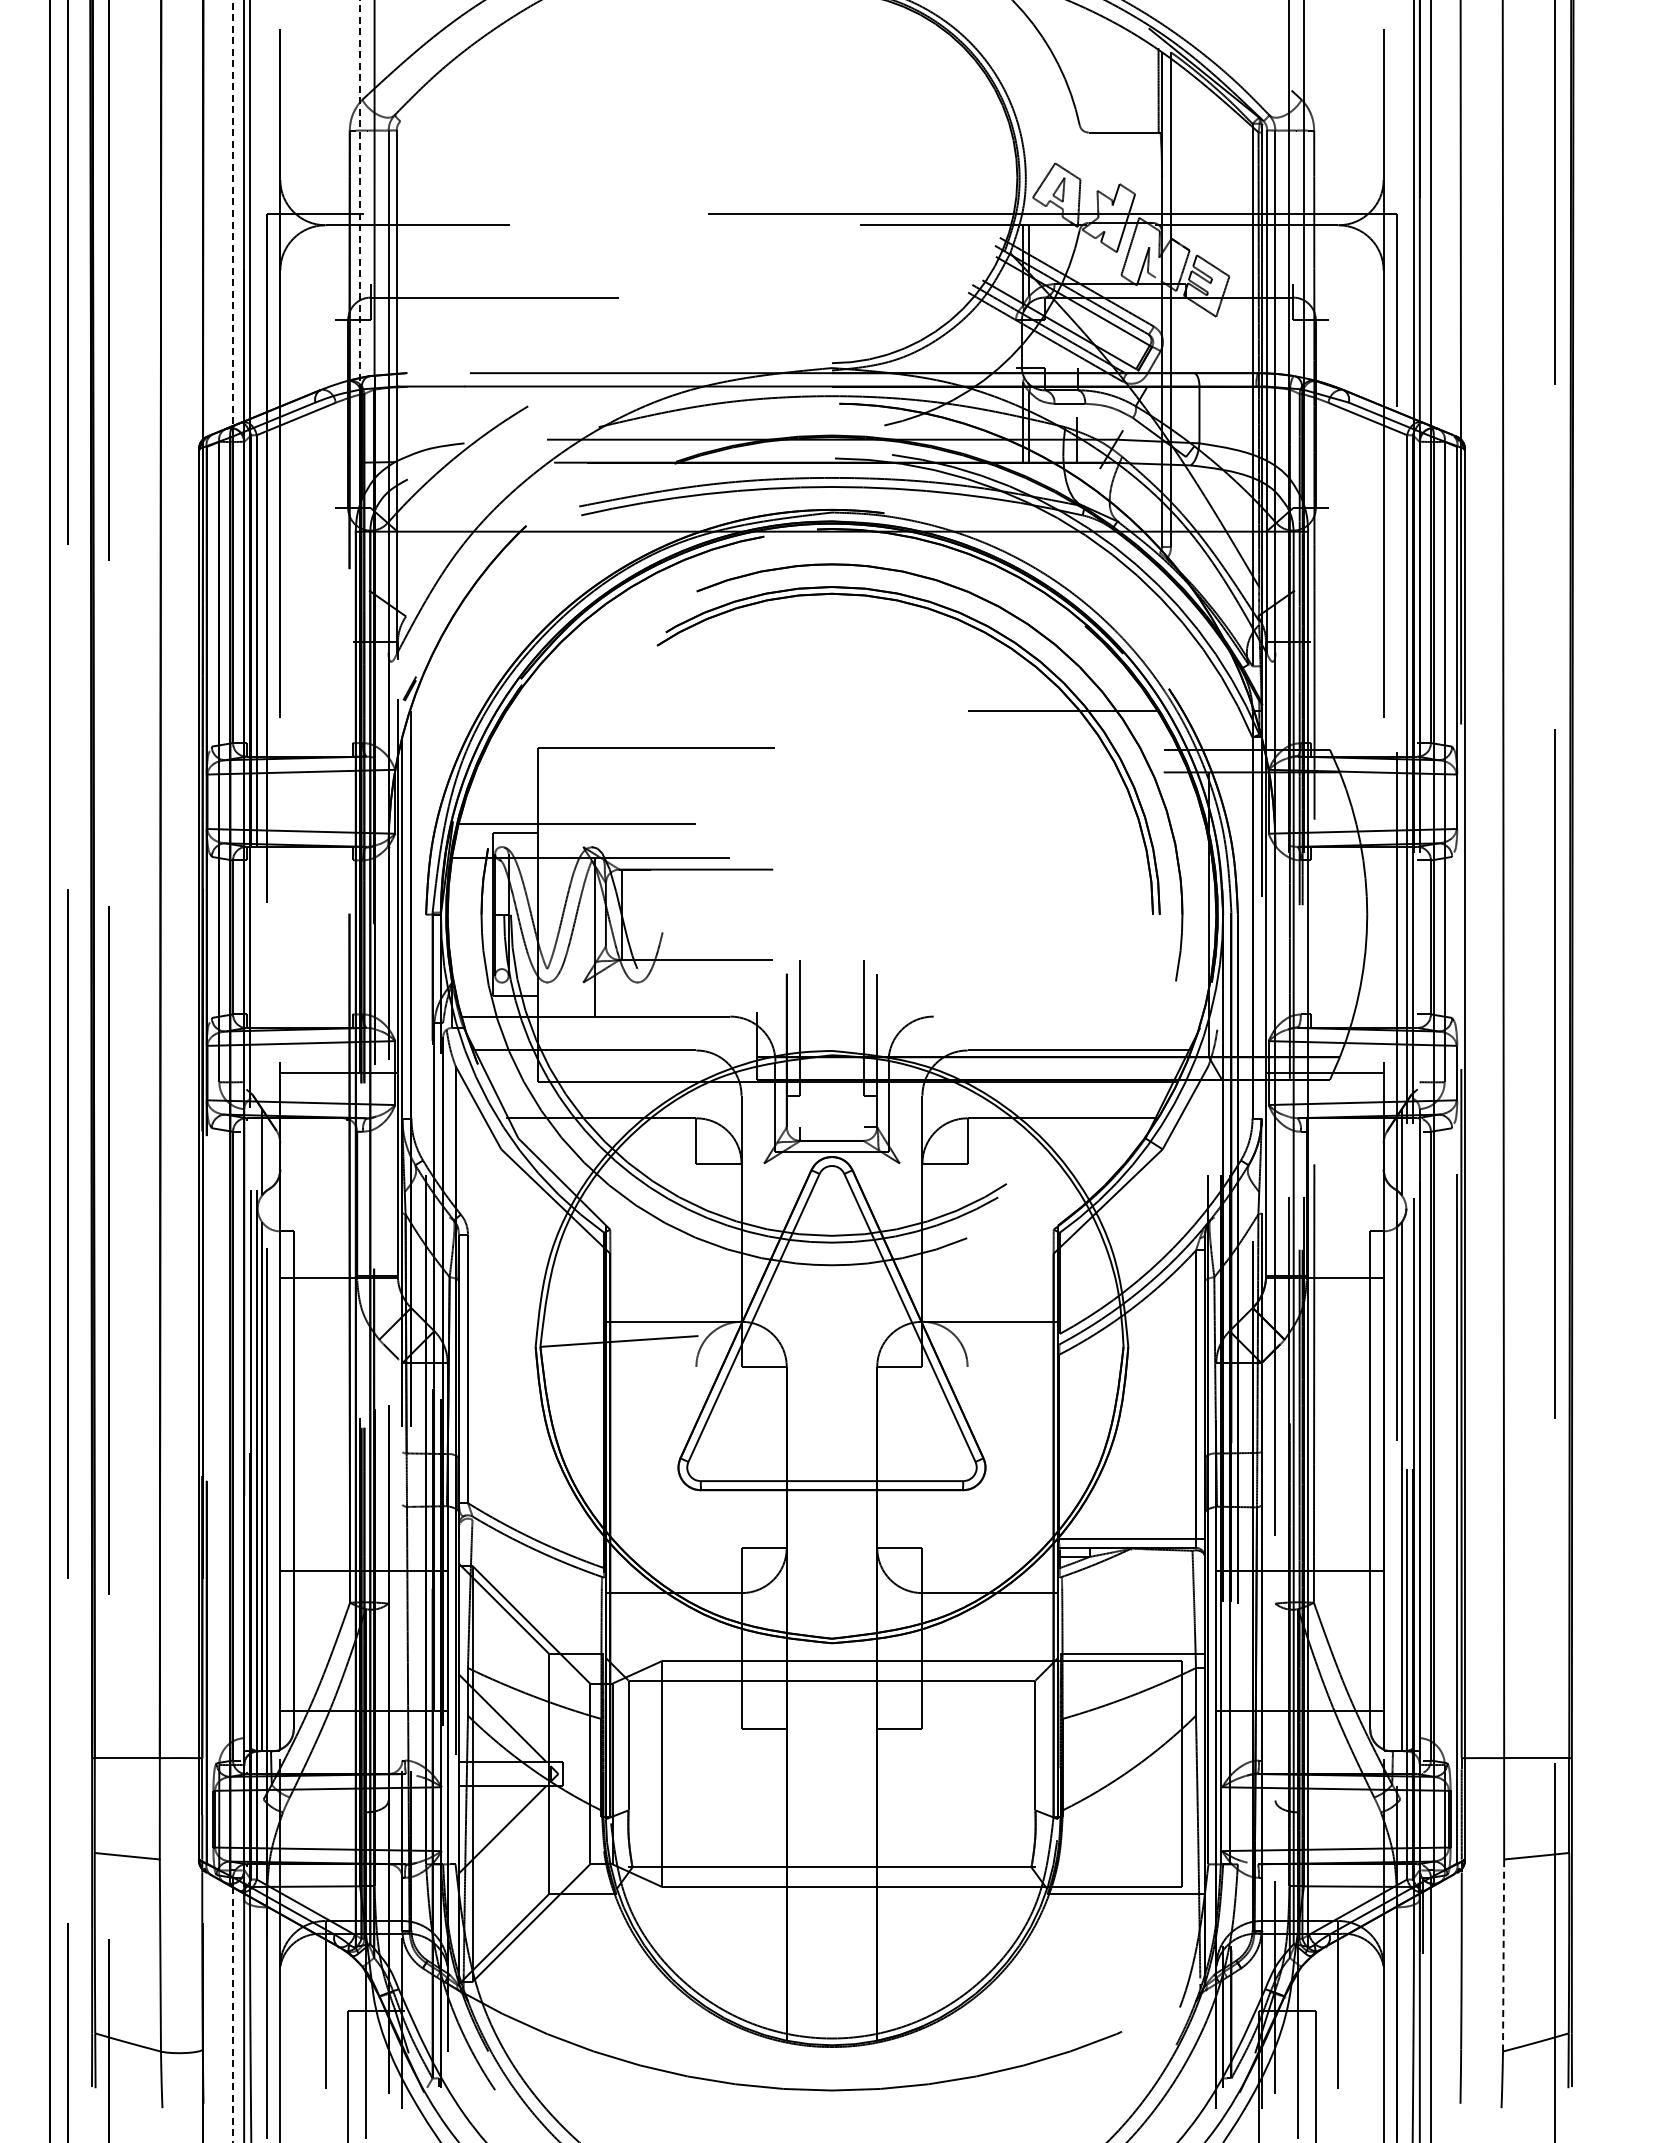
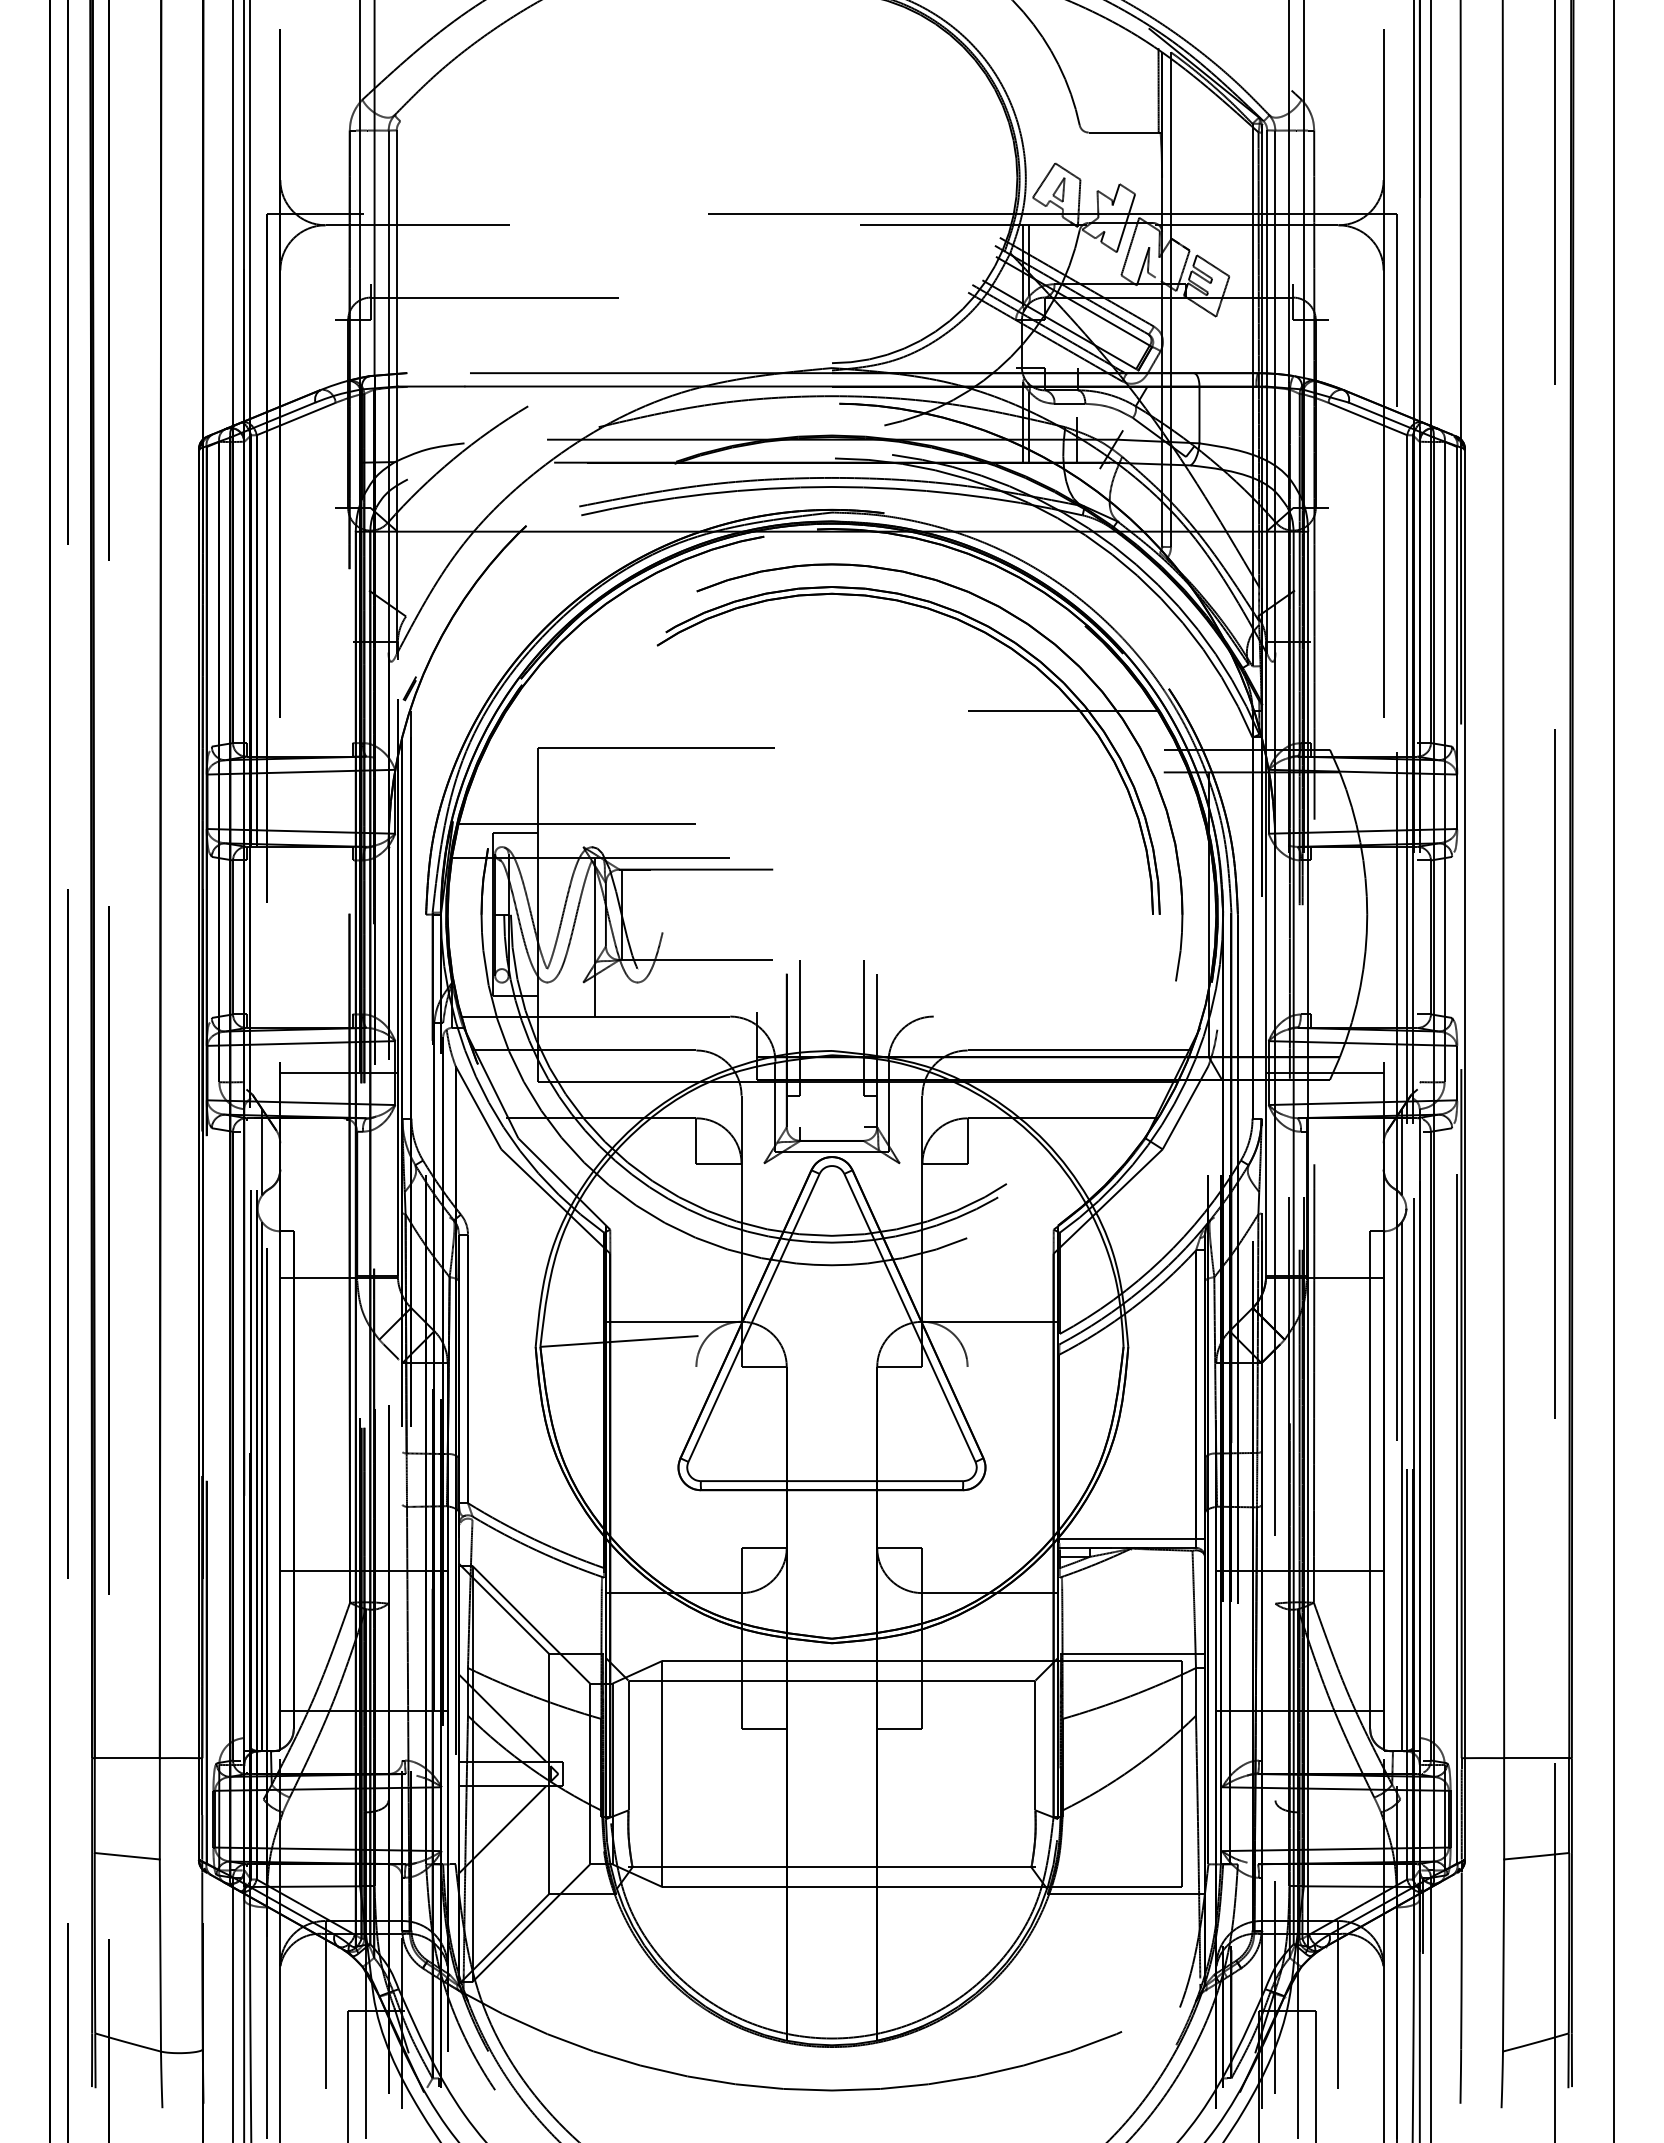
line: dashed -> solid (360, 192)
line: dashed -> solid (233, 213)
line: none -> present (1614, 1070)
line: dashed -> solid (1503, 1955)
line: dashed -> solid (233, 2015)
